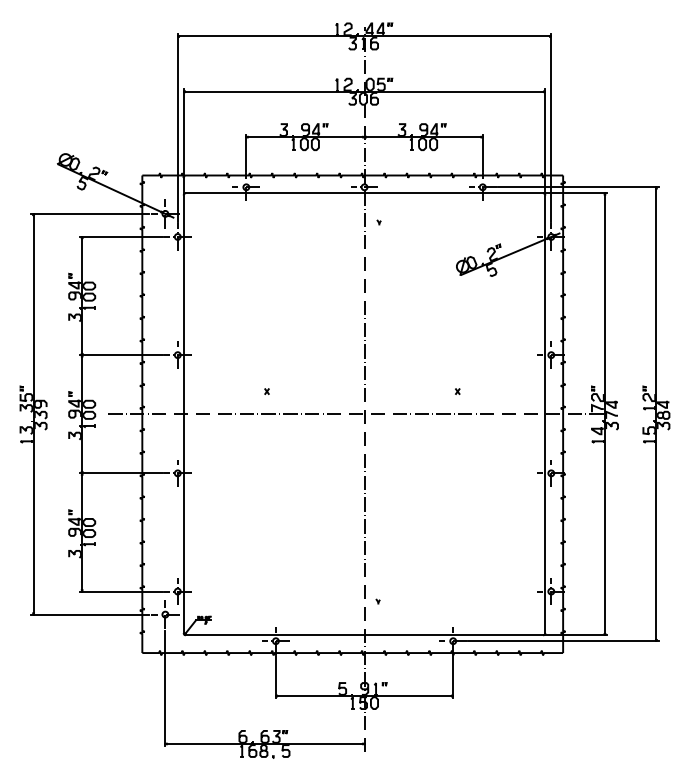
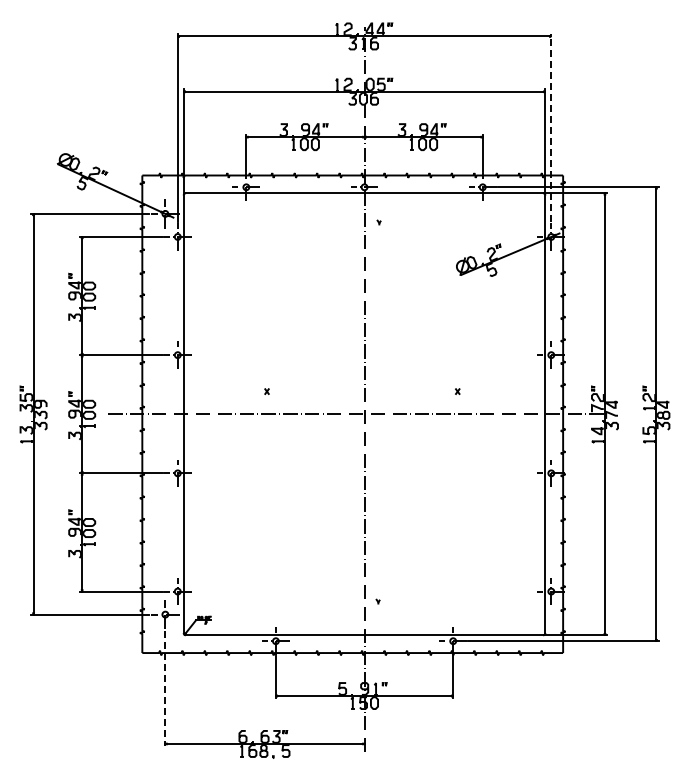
line: solid -> dashed (551, 128)
line: solid -> dashed (165, 688)
